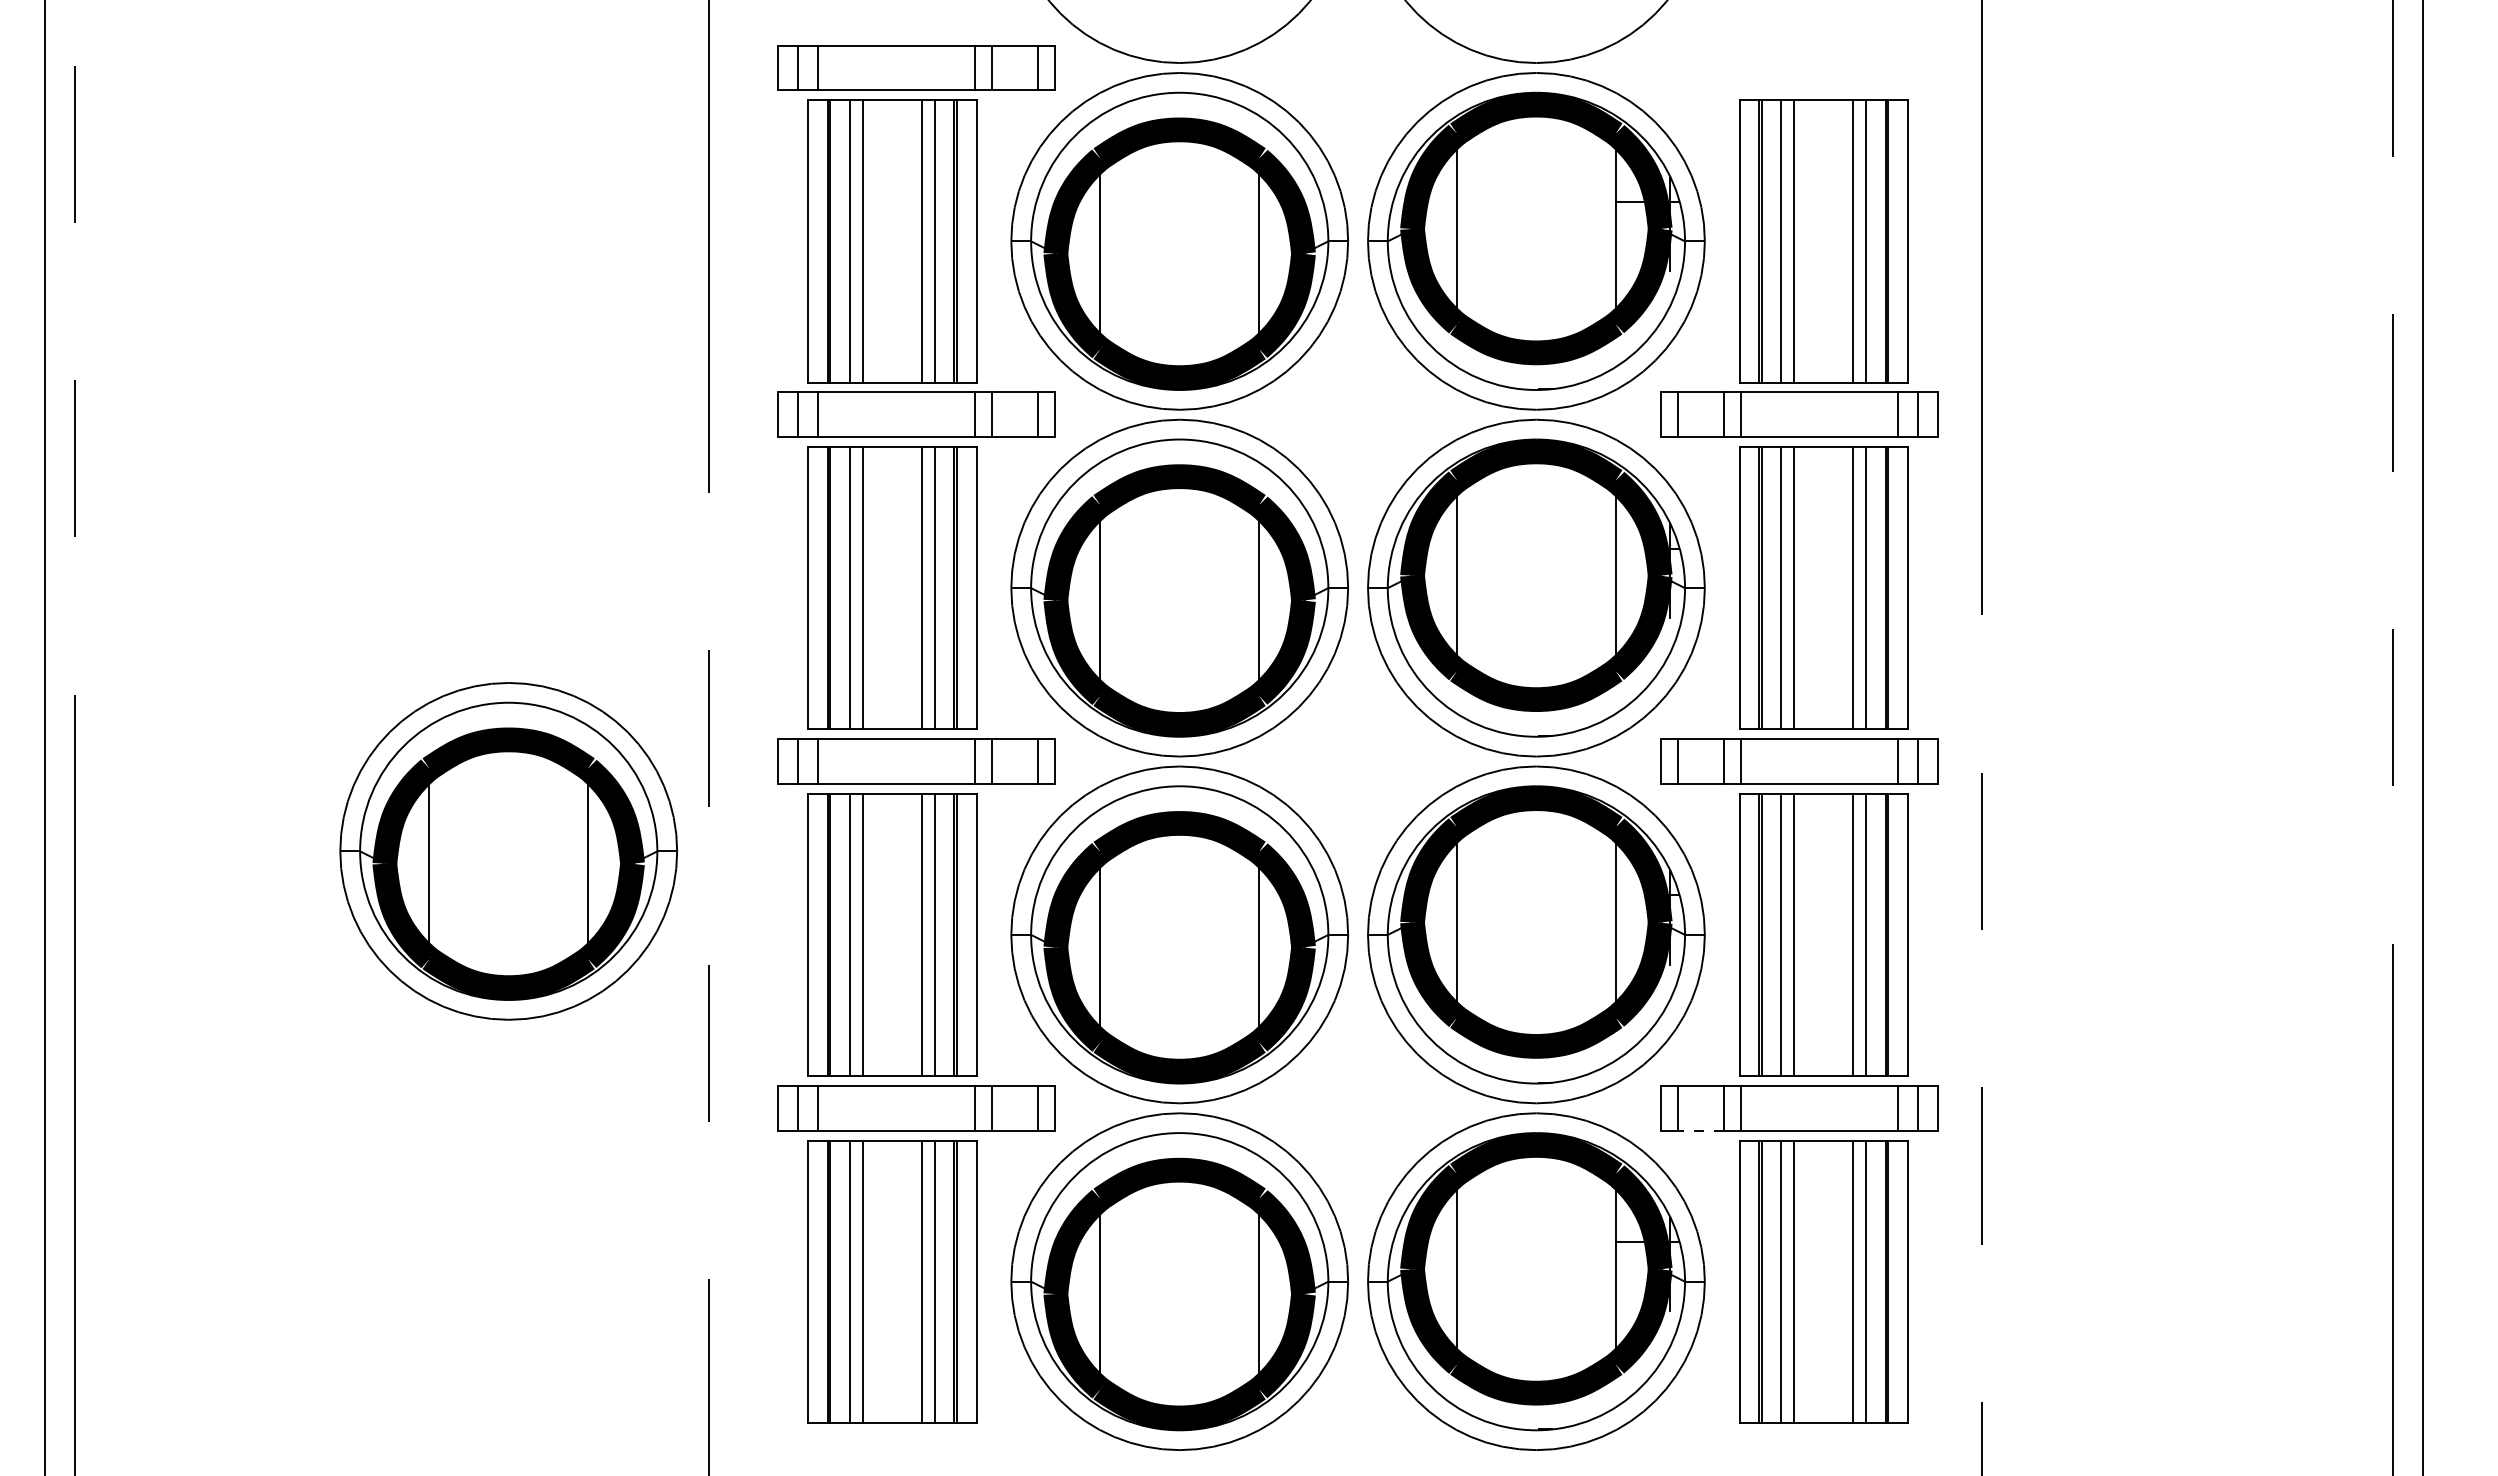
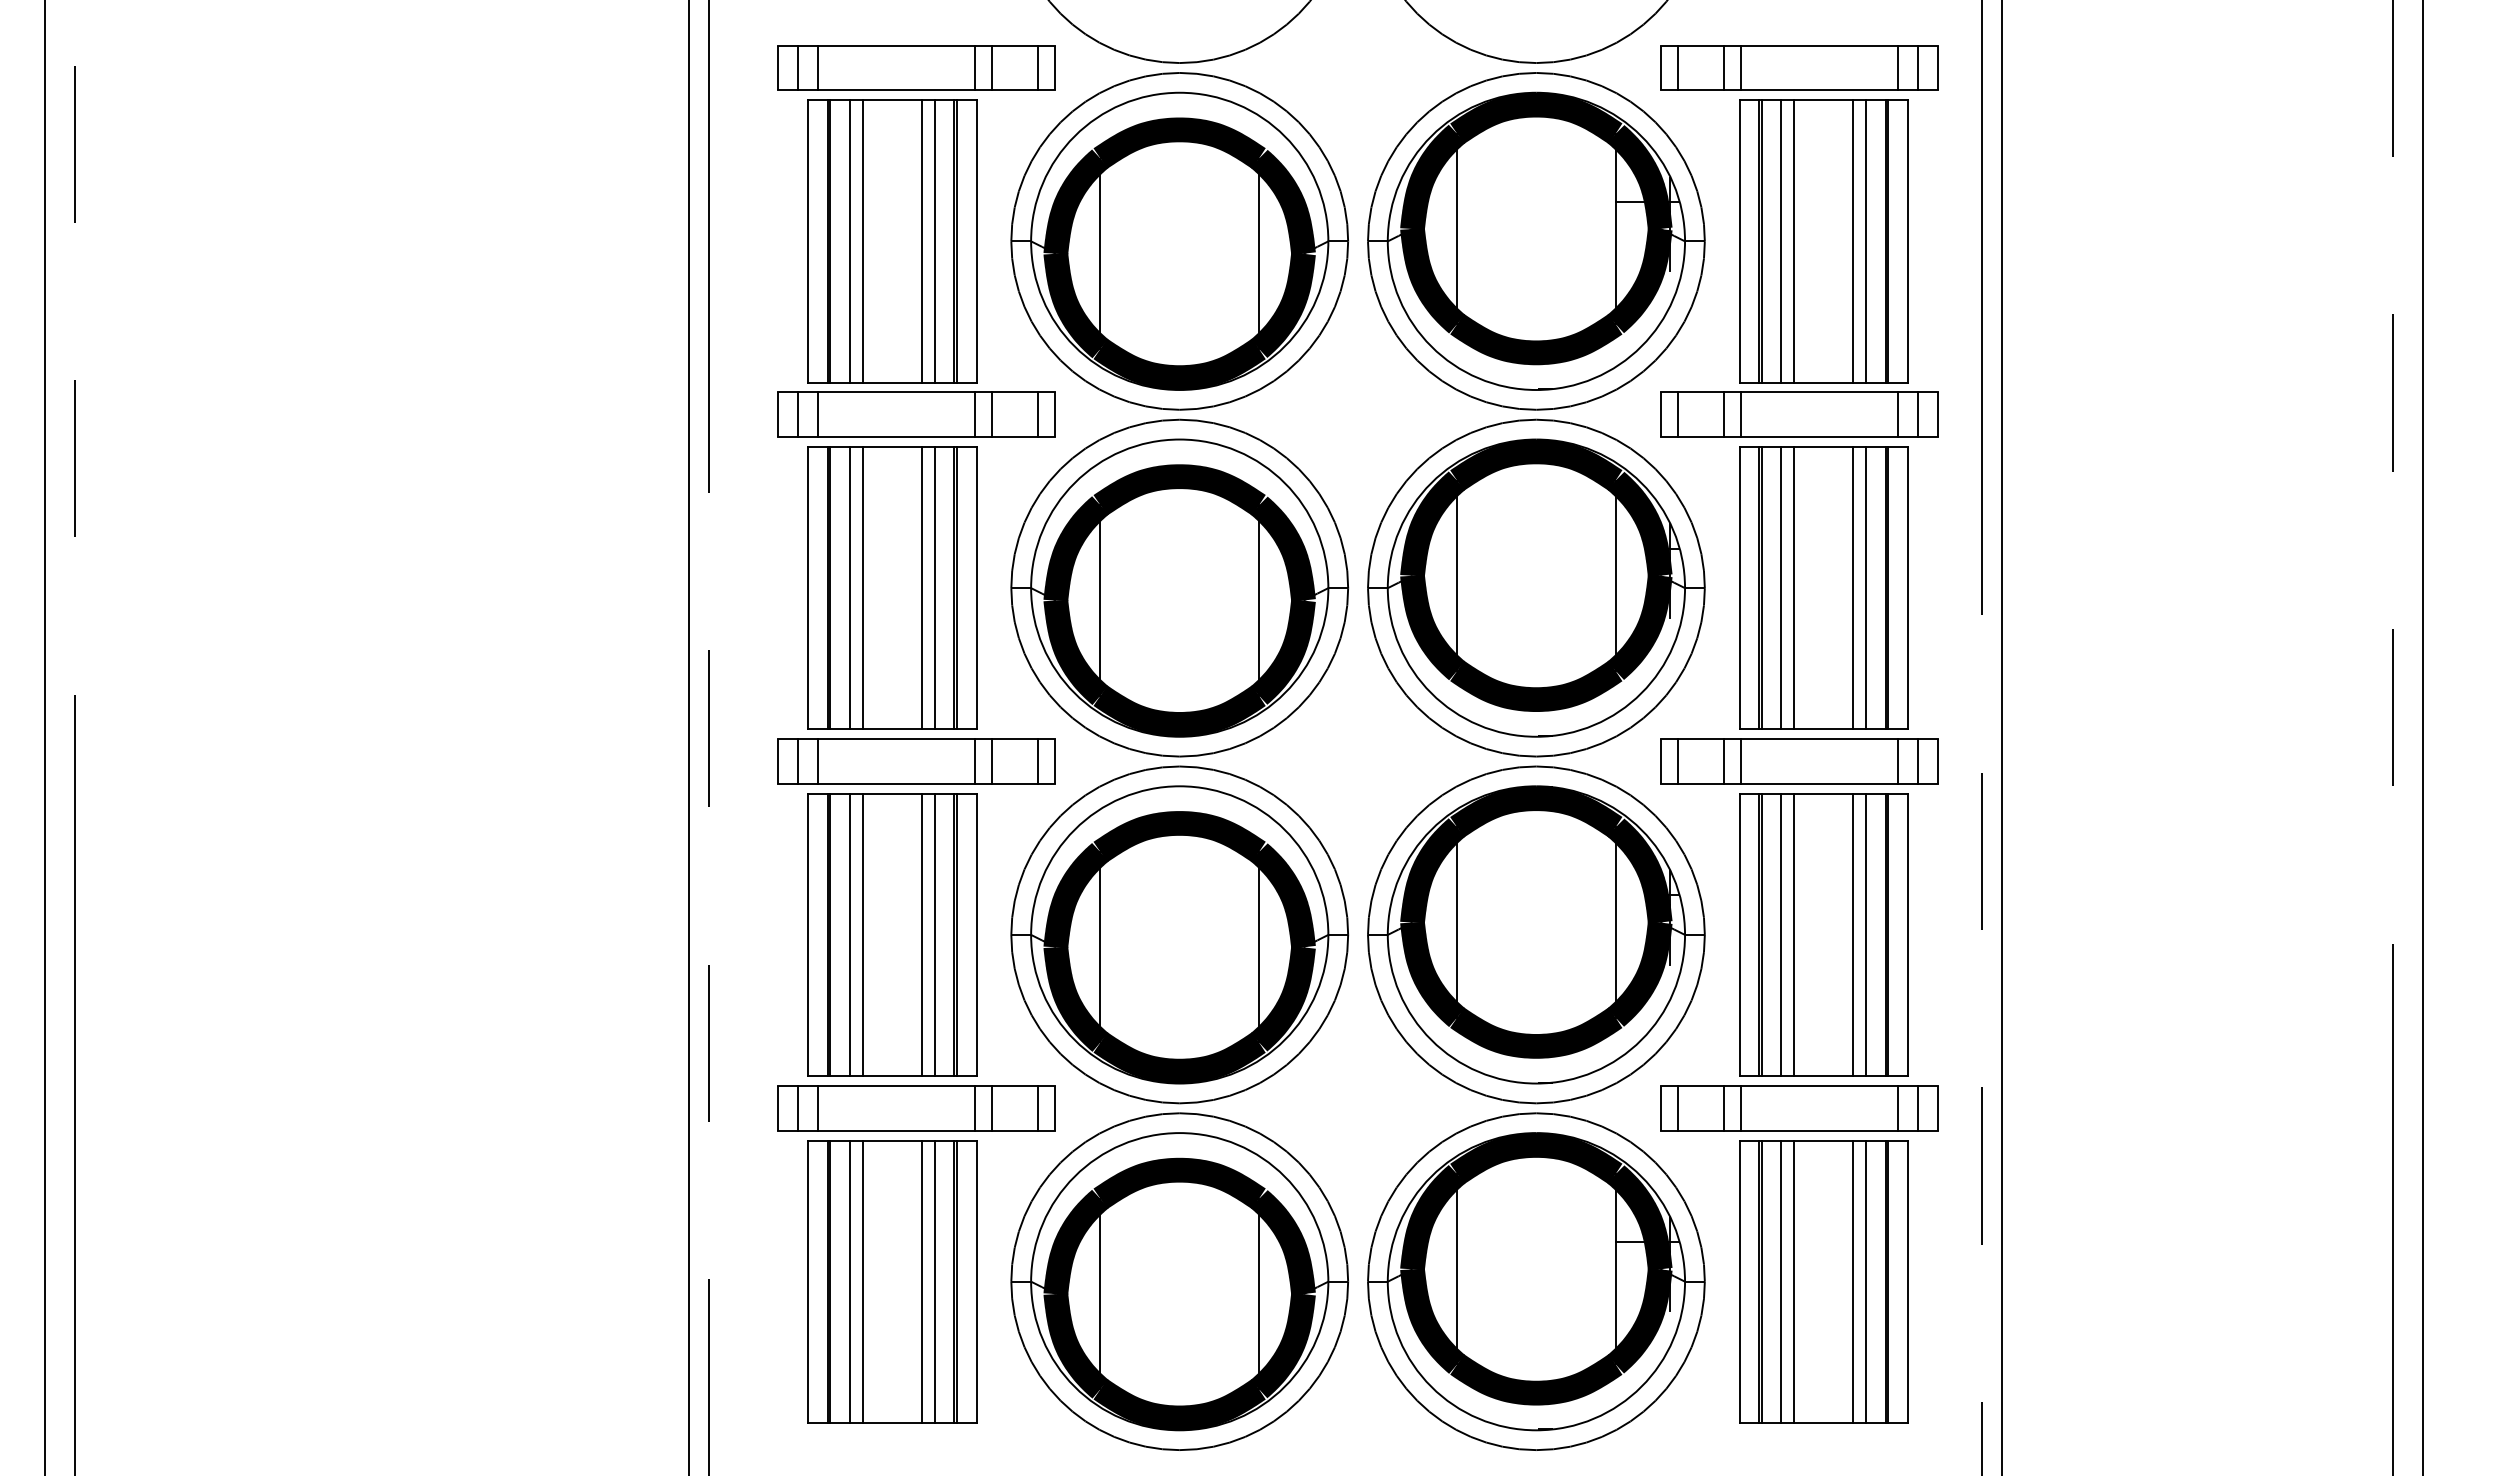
part: none -> present (1799, 67)
line: none -> present (689, 737)
line: none -> present (2002, 737)
part: present -> none (508, 851)
line: dashed -> solid (1700, 1130)
